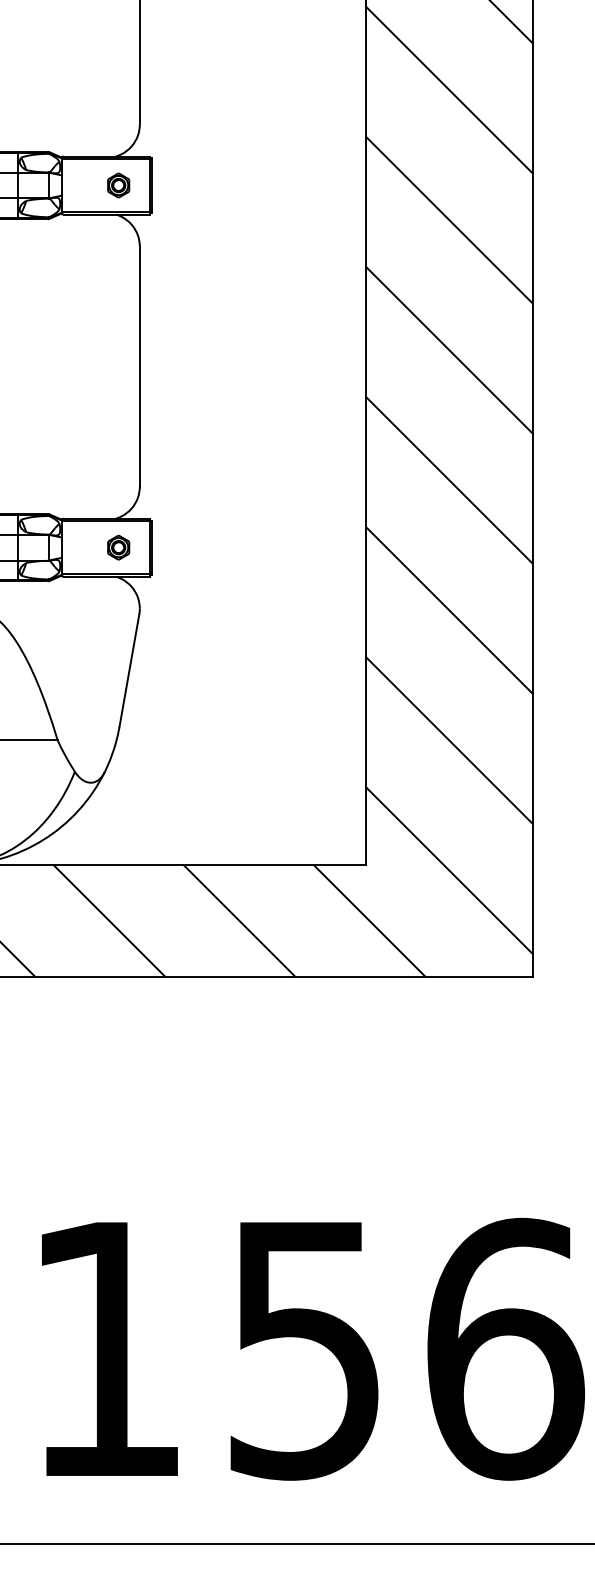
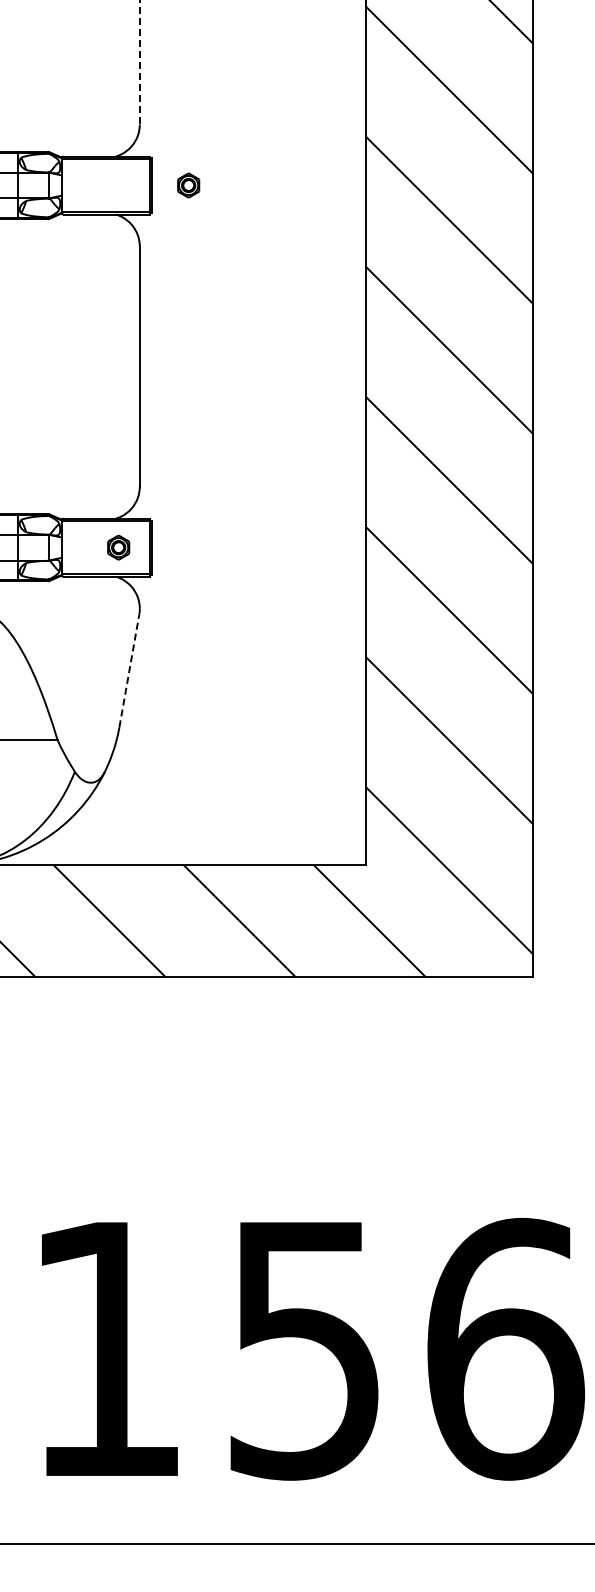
line: solid -> dashed (139, 62)
part position: (118, 185) -> (188, 185) (188, 185)
line: solid -> dashed (129, 670)
